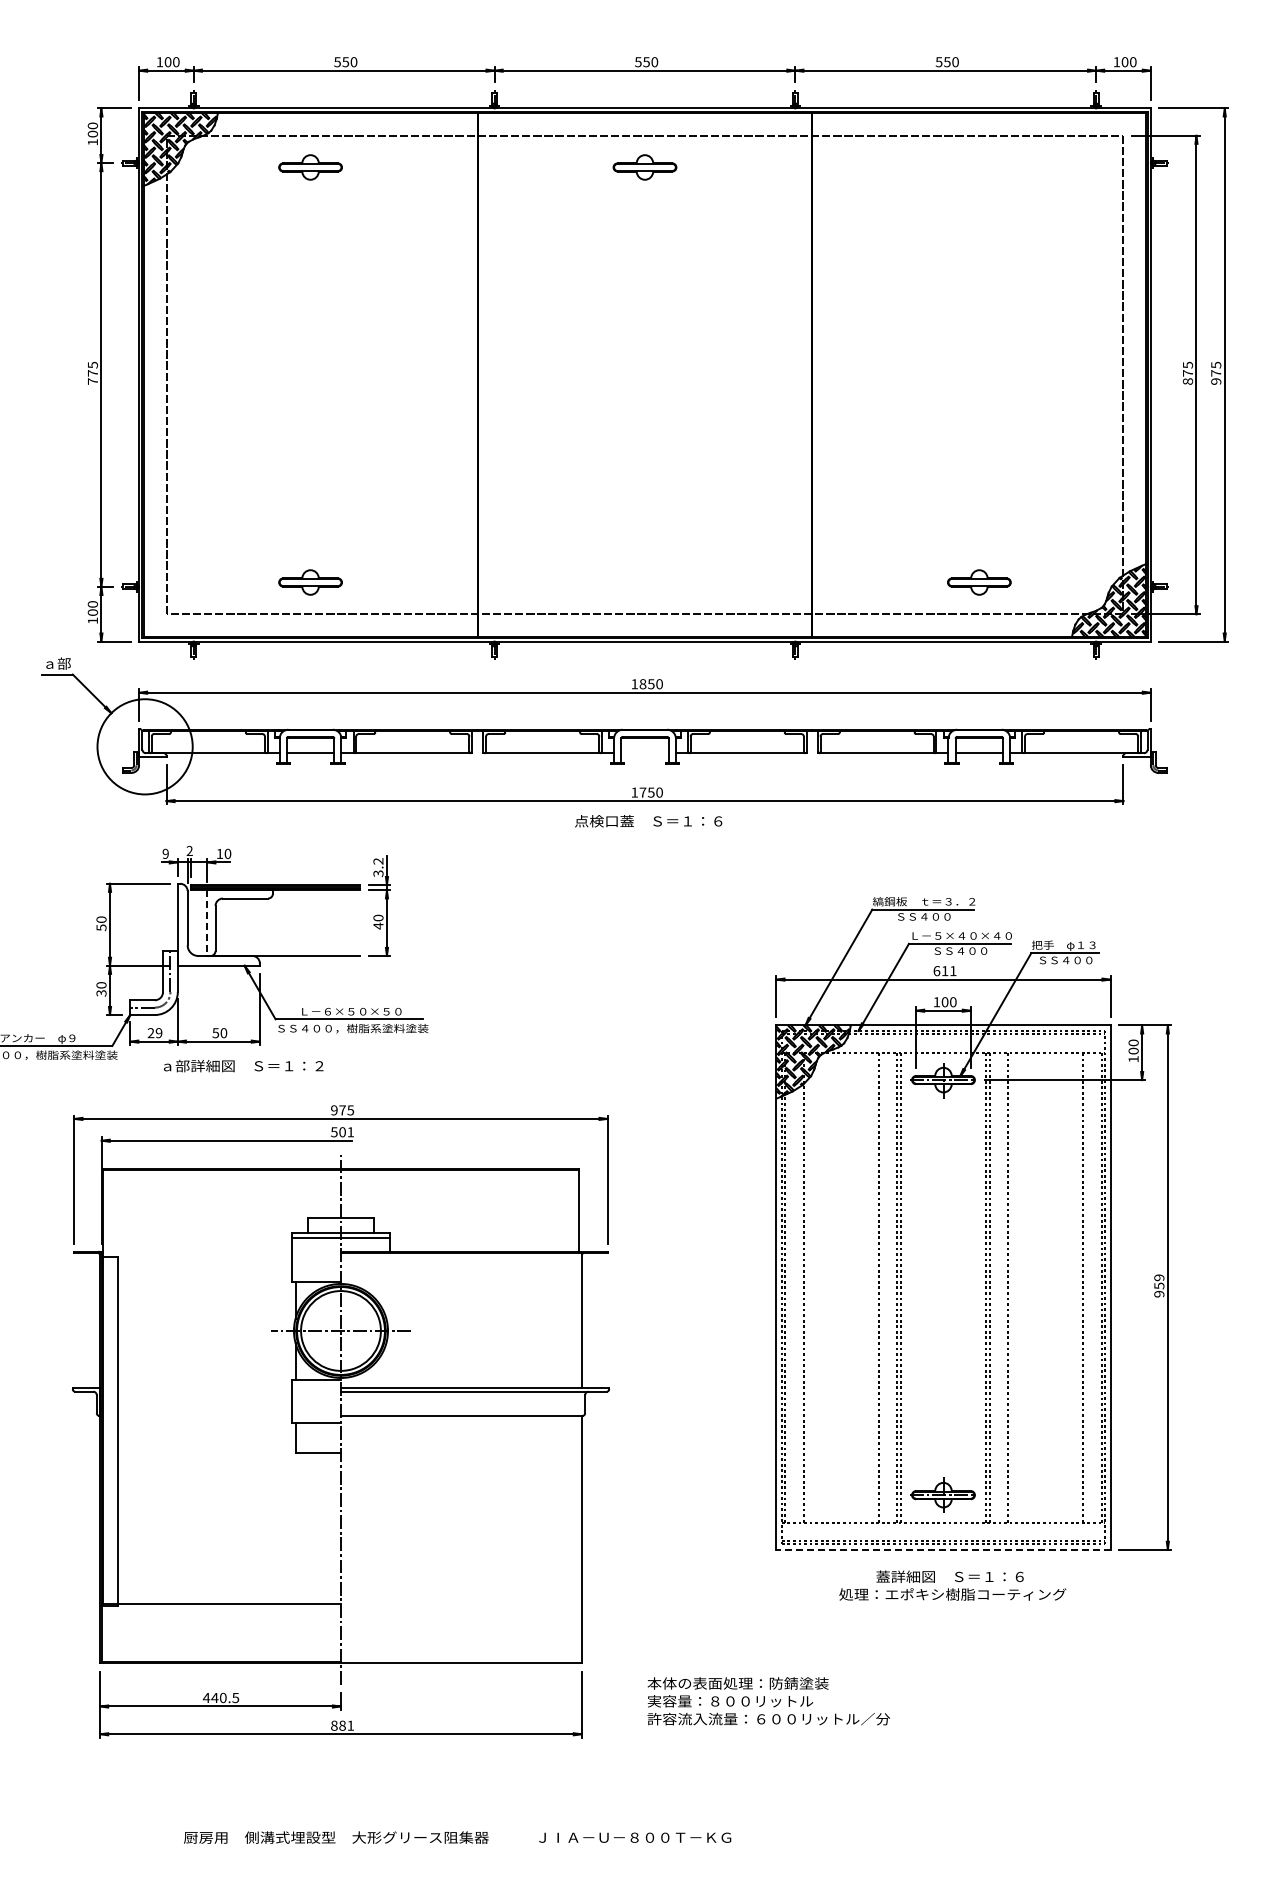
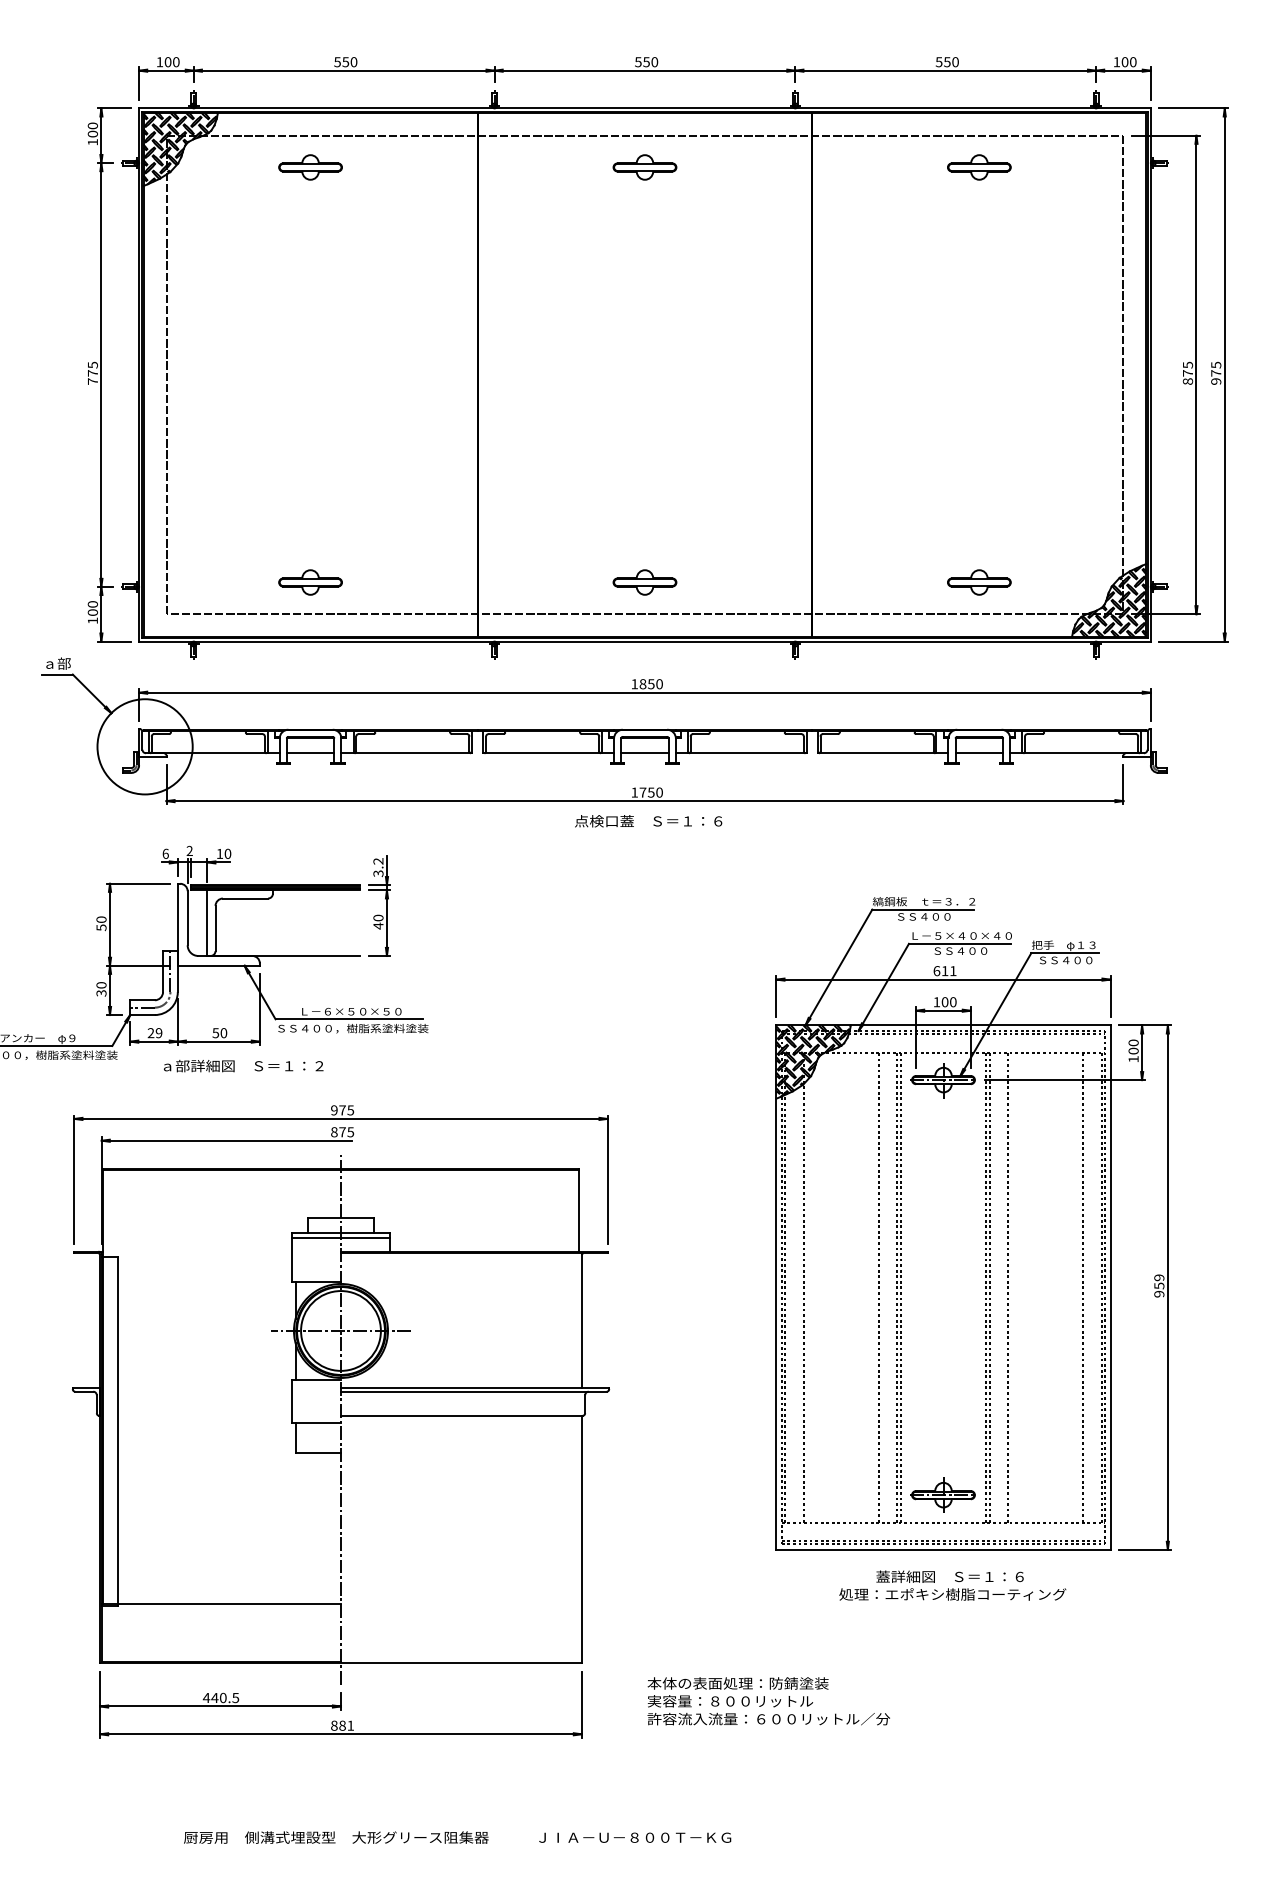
part: none -> present (979, 167)
part: none -> present (644, 582)
line: none -> present (644, 753)
text: 9 -> 6 (165, 853)
line: dashed -> solid (207, 923)
text: 501 -> 875 (342, 1132)
line: dashed -> solid (942, 1549)
